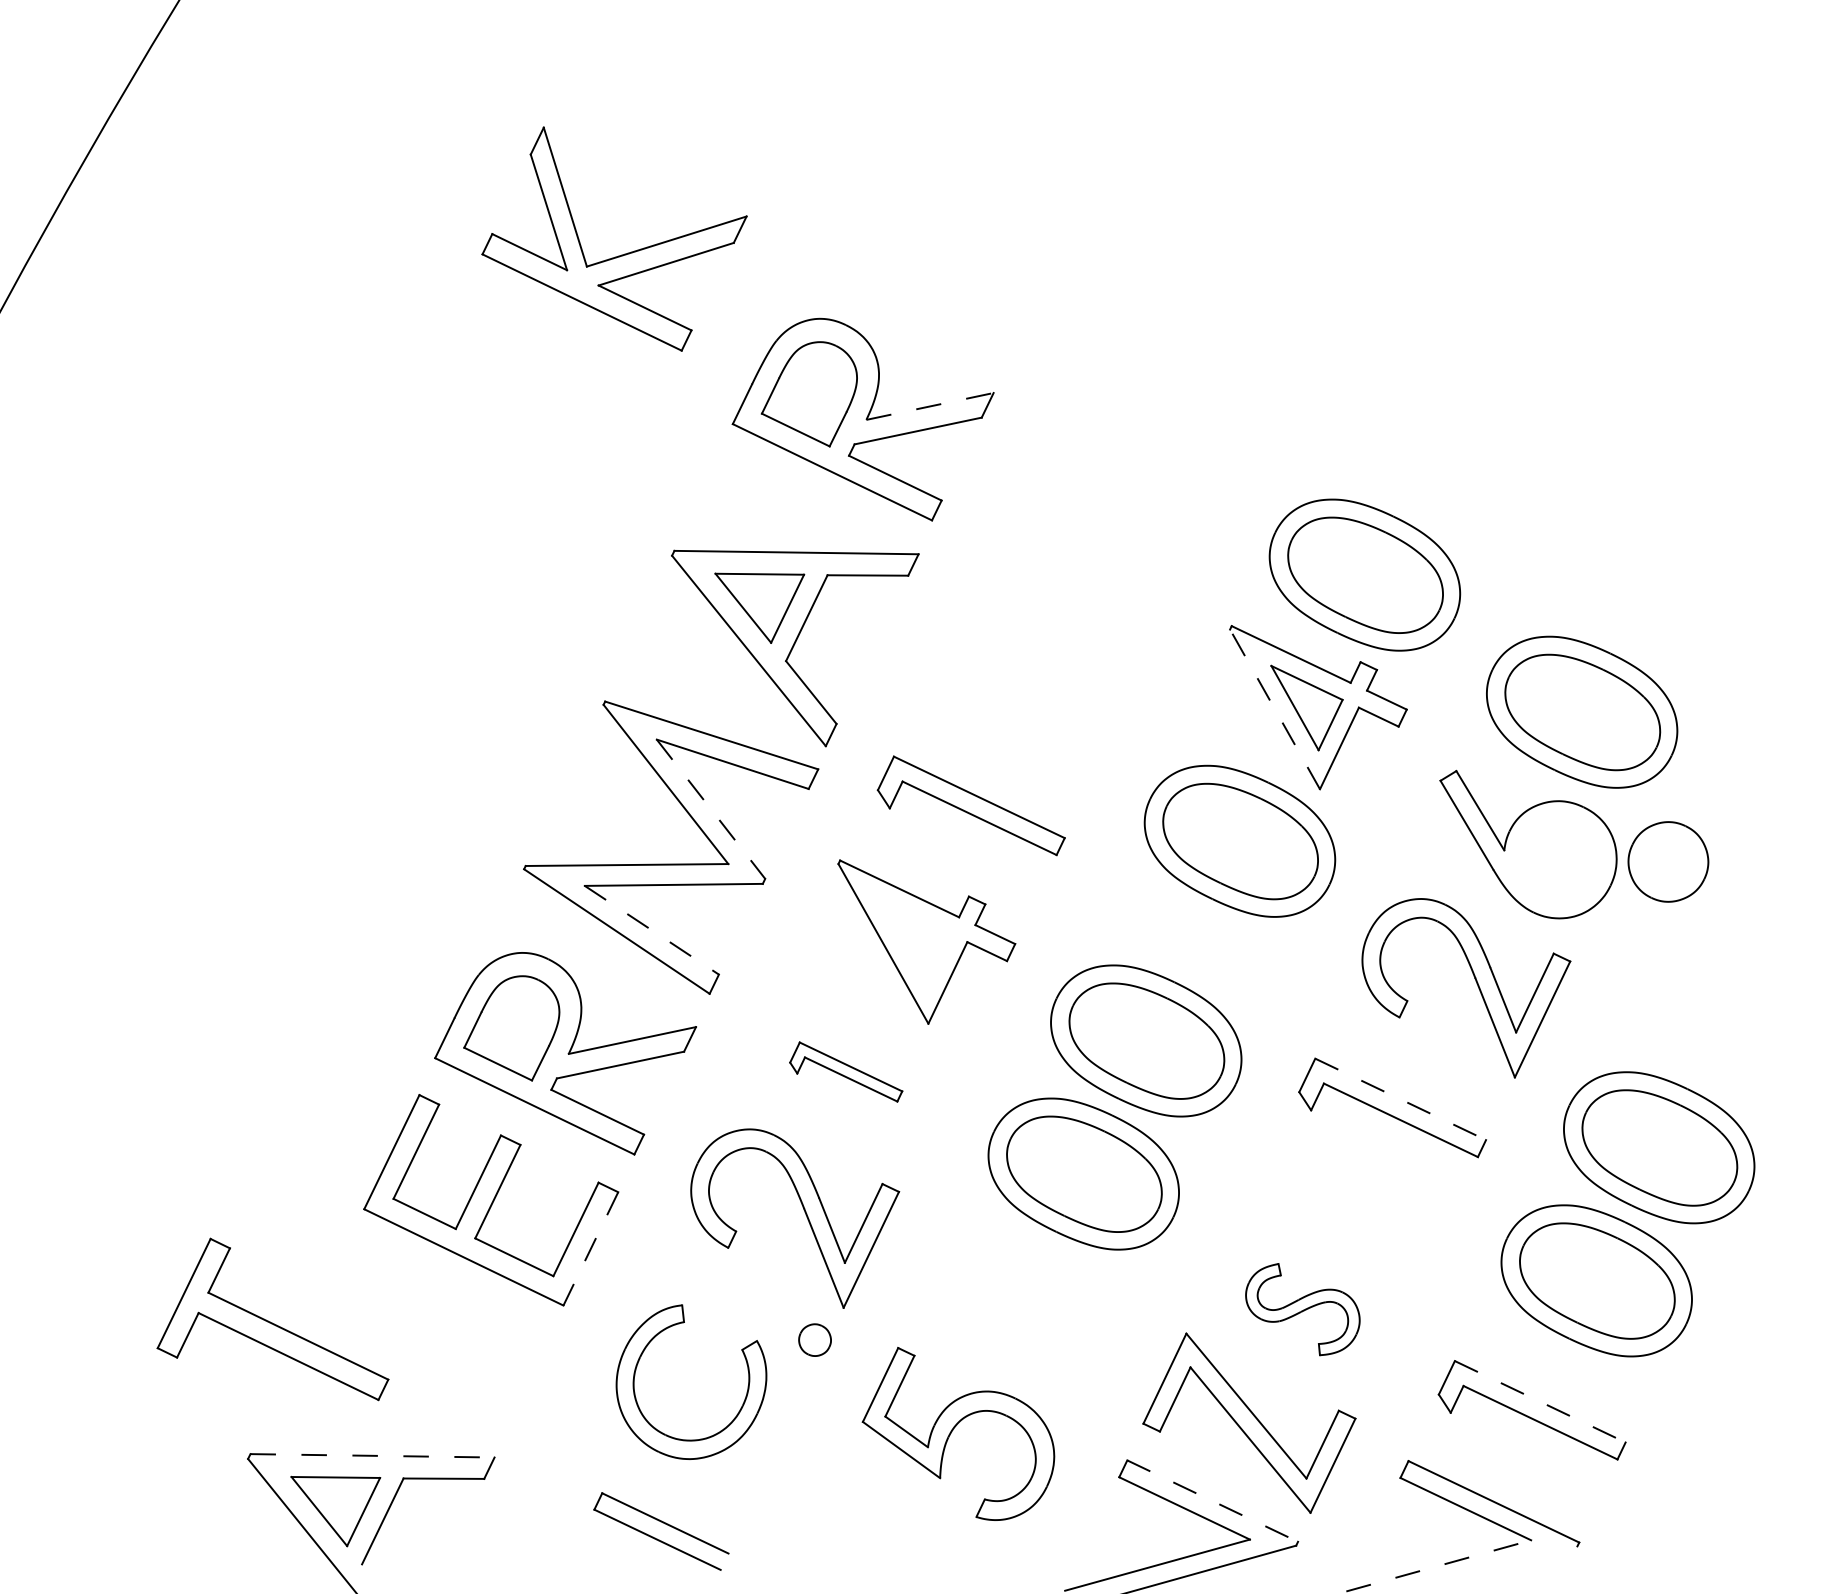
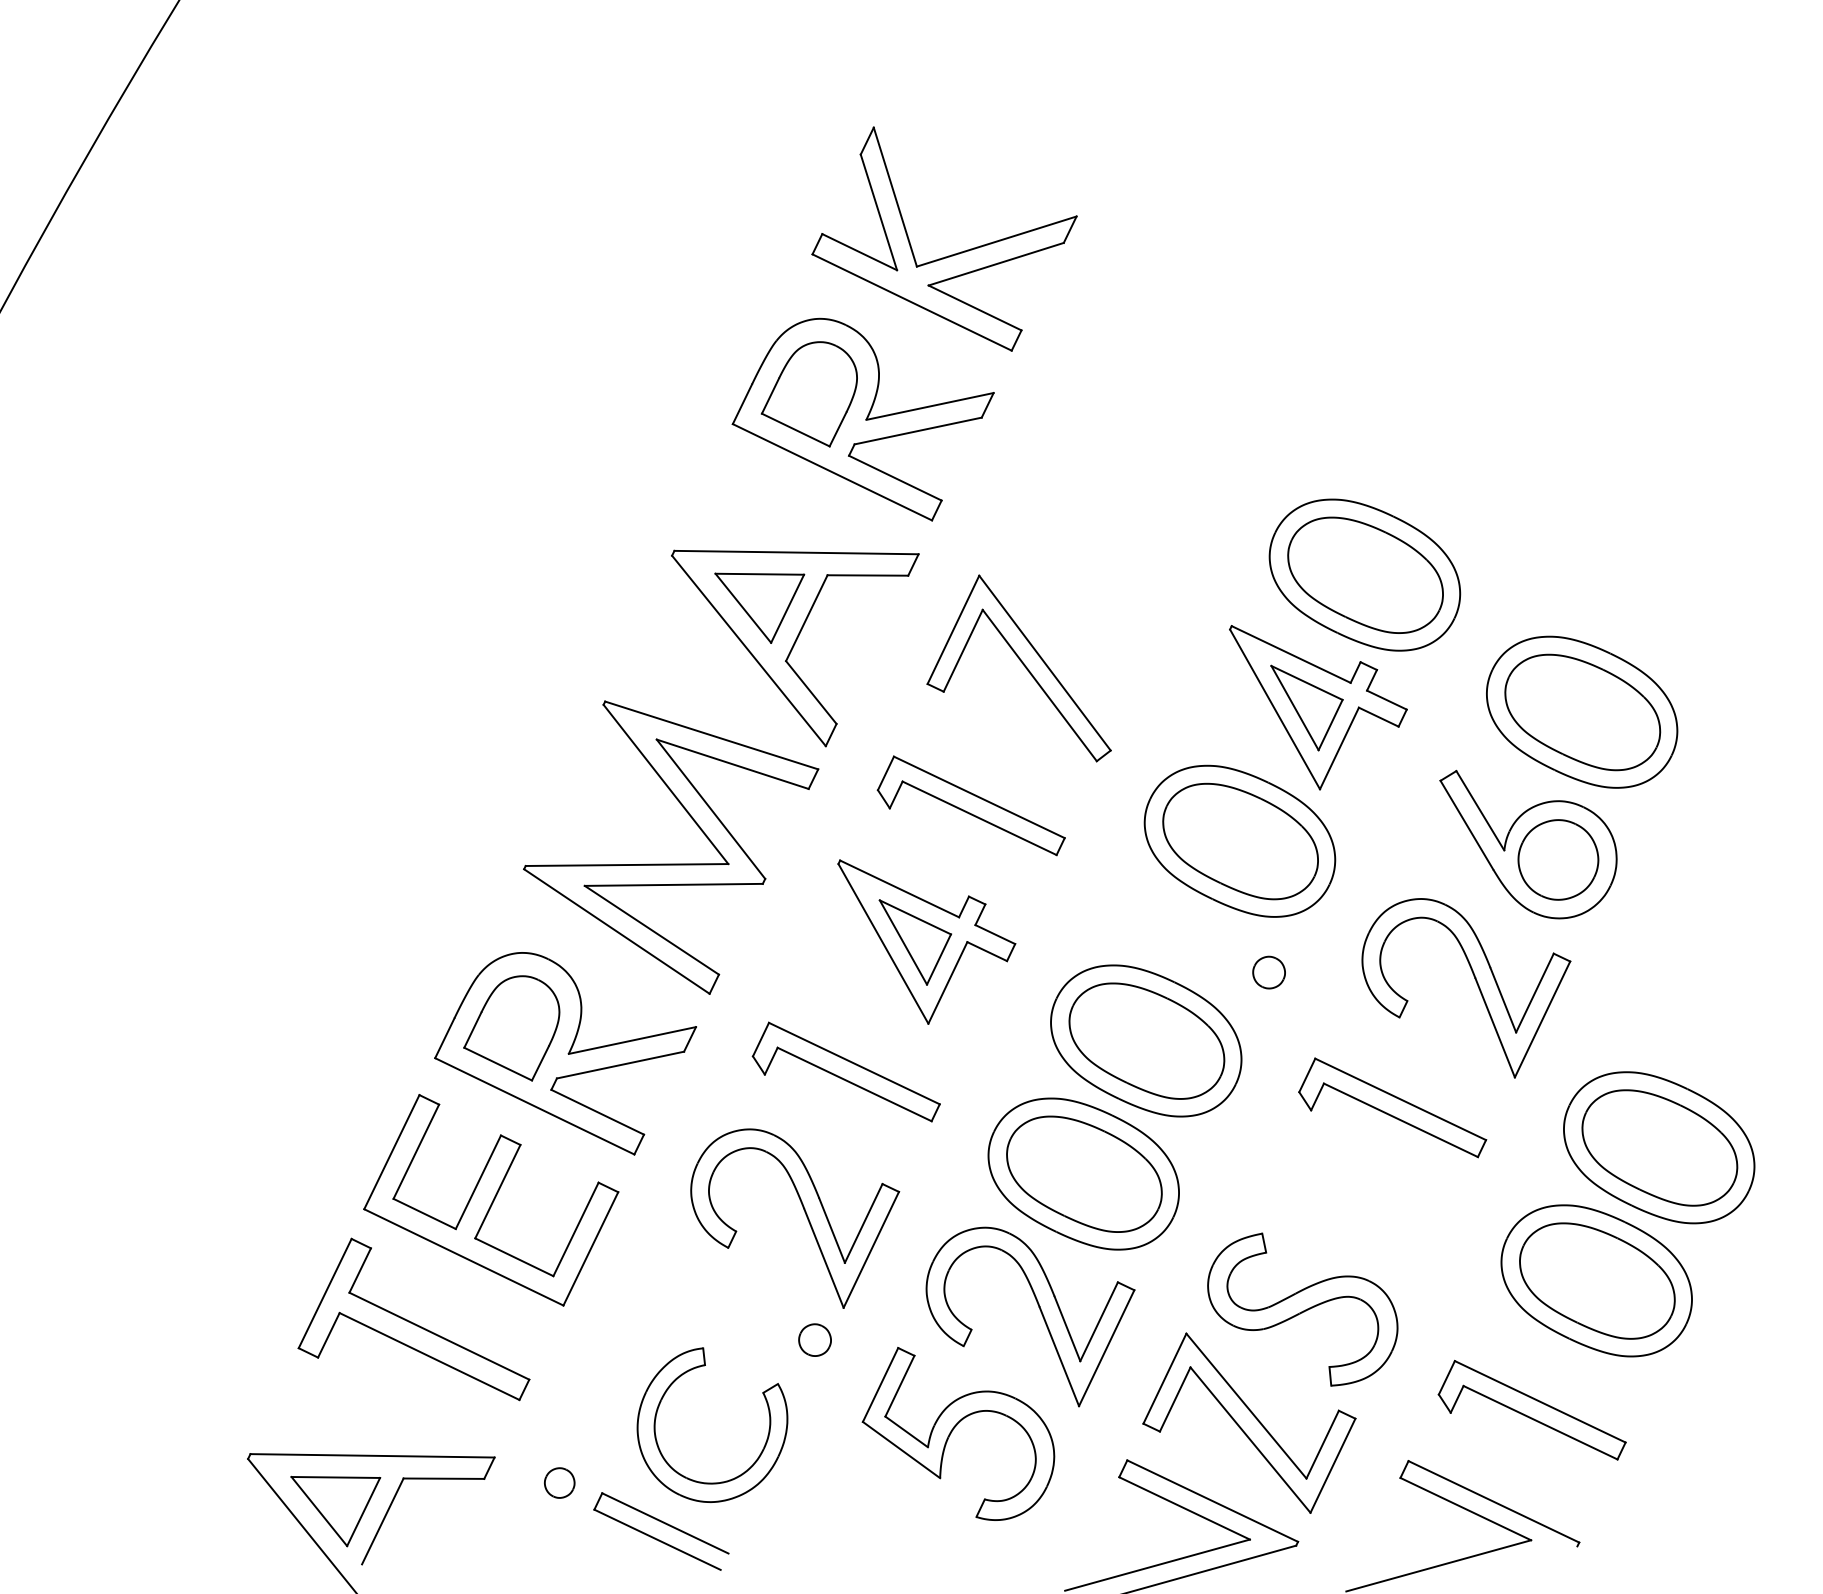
part position: (621, 254) -> (951, 254) (951, 254)
line: dashed -> solid (930, 406)
part: none -> present (1018, 668)
line: dashed -> solid (1275, 709)
line: dashed -> solid (711, 809)
part position: (1668, 861) -> (1558, 859) (1558, 859)
line: dashed -> solid (652, 930)
part: none -> present (915, 942)
part: none -> present (1268, 972)
part size: 115x62 px -> 190x102 px (845, 1071)
line: dashed -> solid (1400, 1099)
line: dashed -> solid (590, 1248)
part size: 116x94 px -> 192x155 px (1302, 1309)
part: none -> present (1040, 1312)
part position: (272, 1319) -> (413, 1319) (413, 1319)
line: dashed -> solid (1540, 1401)
part position: (740, 1407) -> (761, 1450) (761, 1450)
line: dashed -> solid (373, 1455)
part: none -> present (559, 1482)
line: dashed -> solid (1212, 1501)
line: dashed -> solid (1438, 1565)
